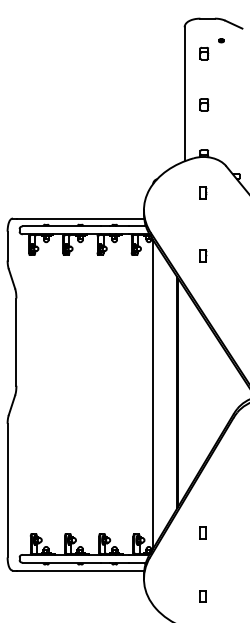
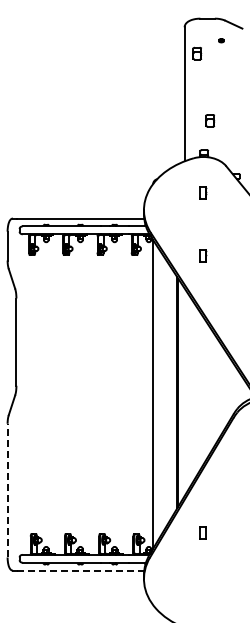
part position: (204, 53) -> (197, 53) (197, 53)
part position: (204, 104) -> (210, 120) (210, 120)
line: solid -> dashed (7, 490)
line: solid -> dashed (81, 570)
part: present -> none (202, 596)
